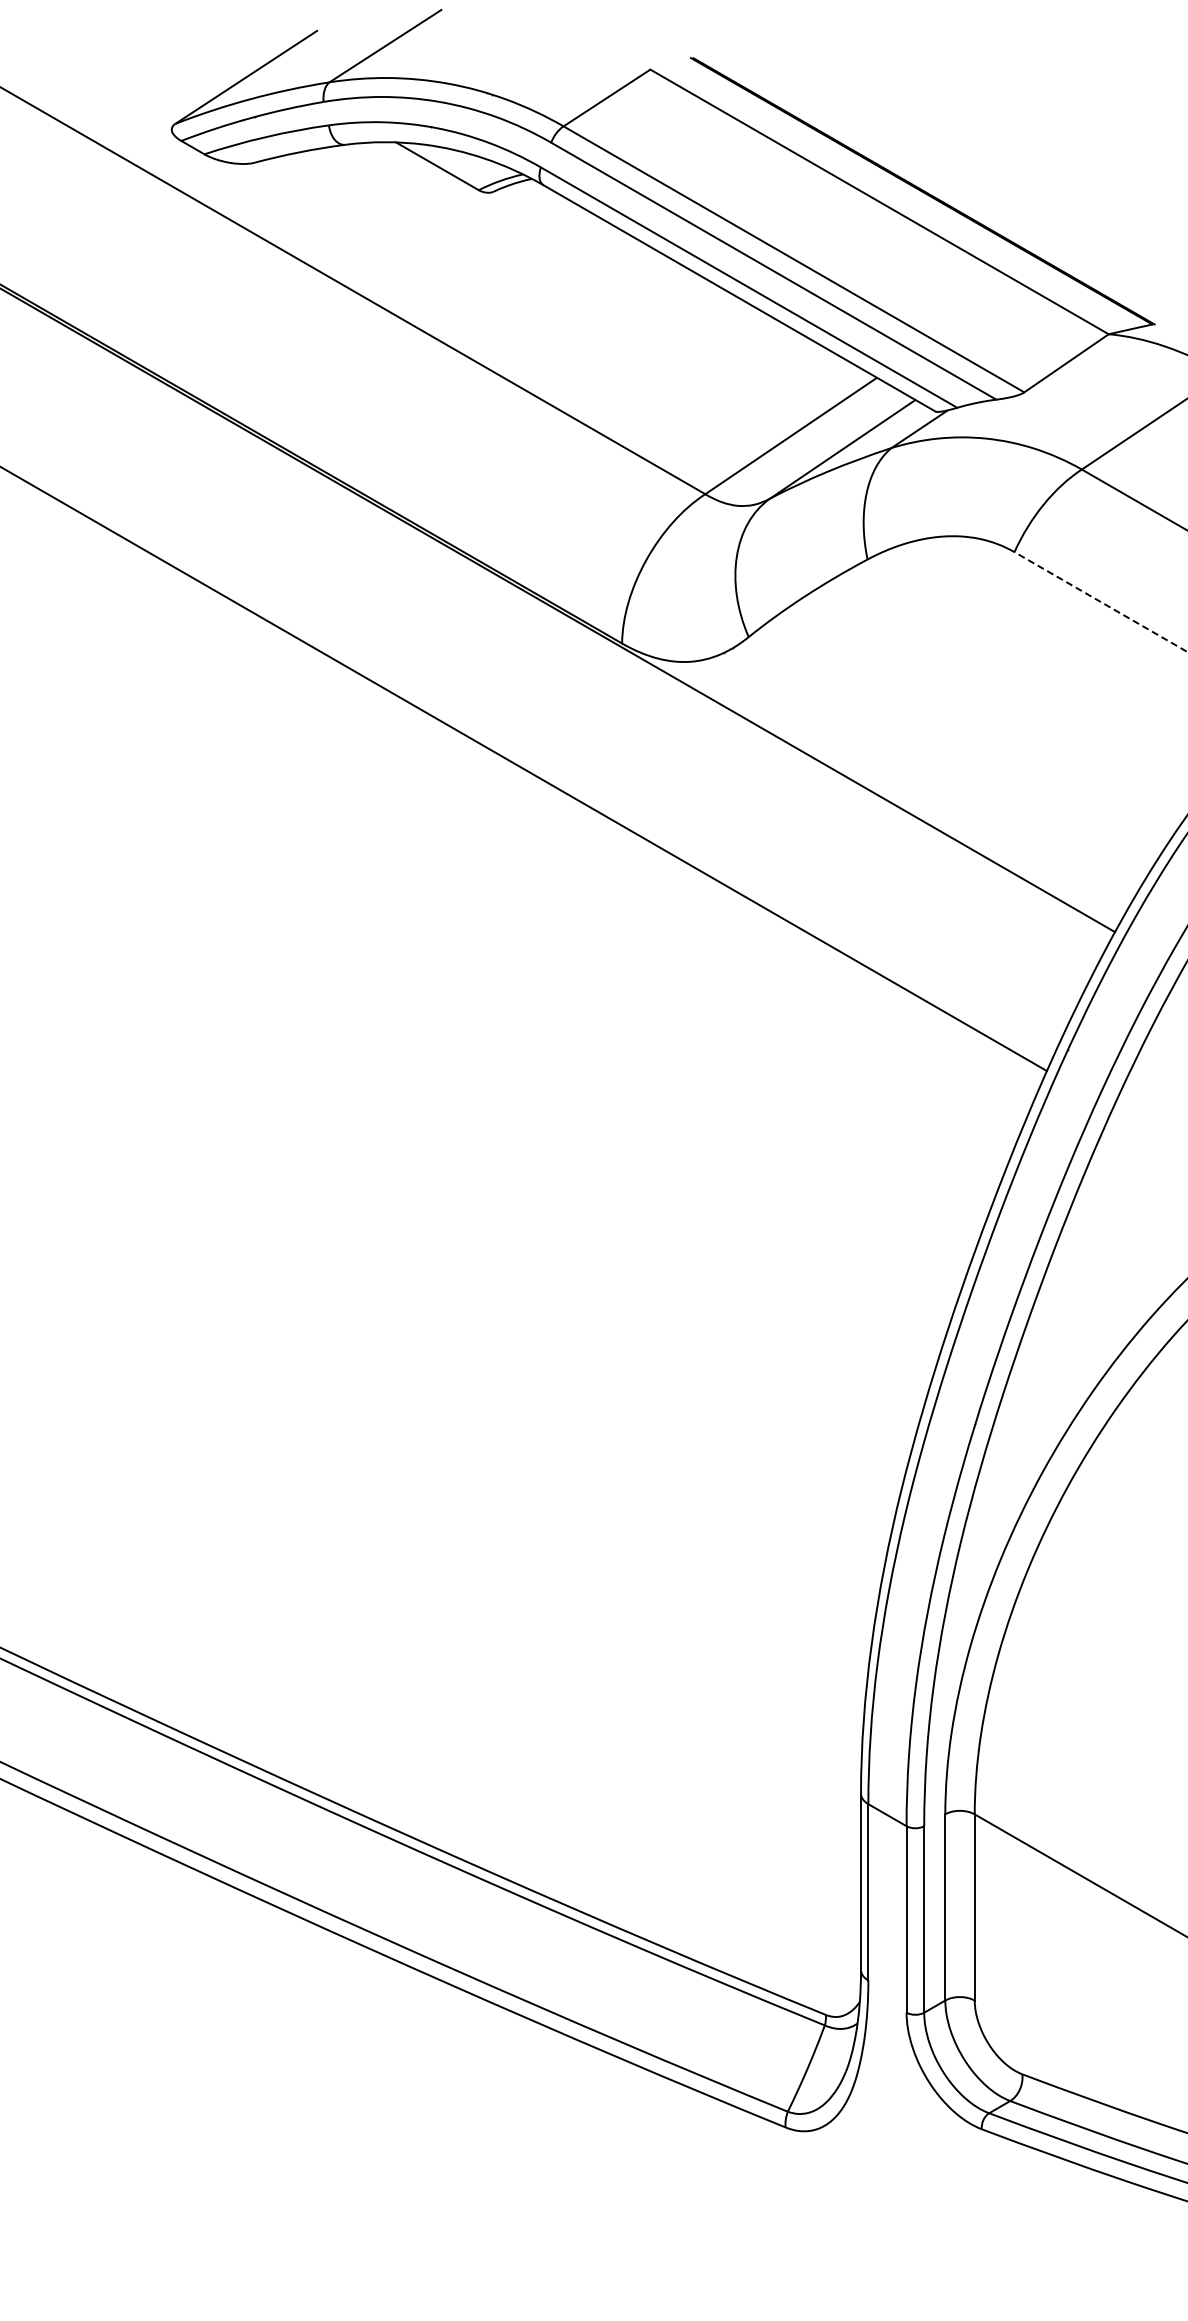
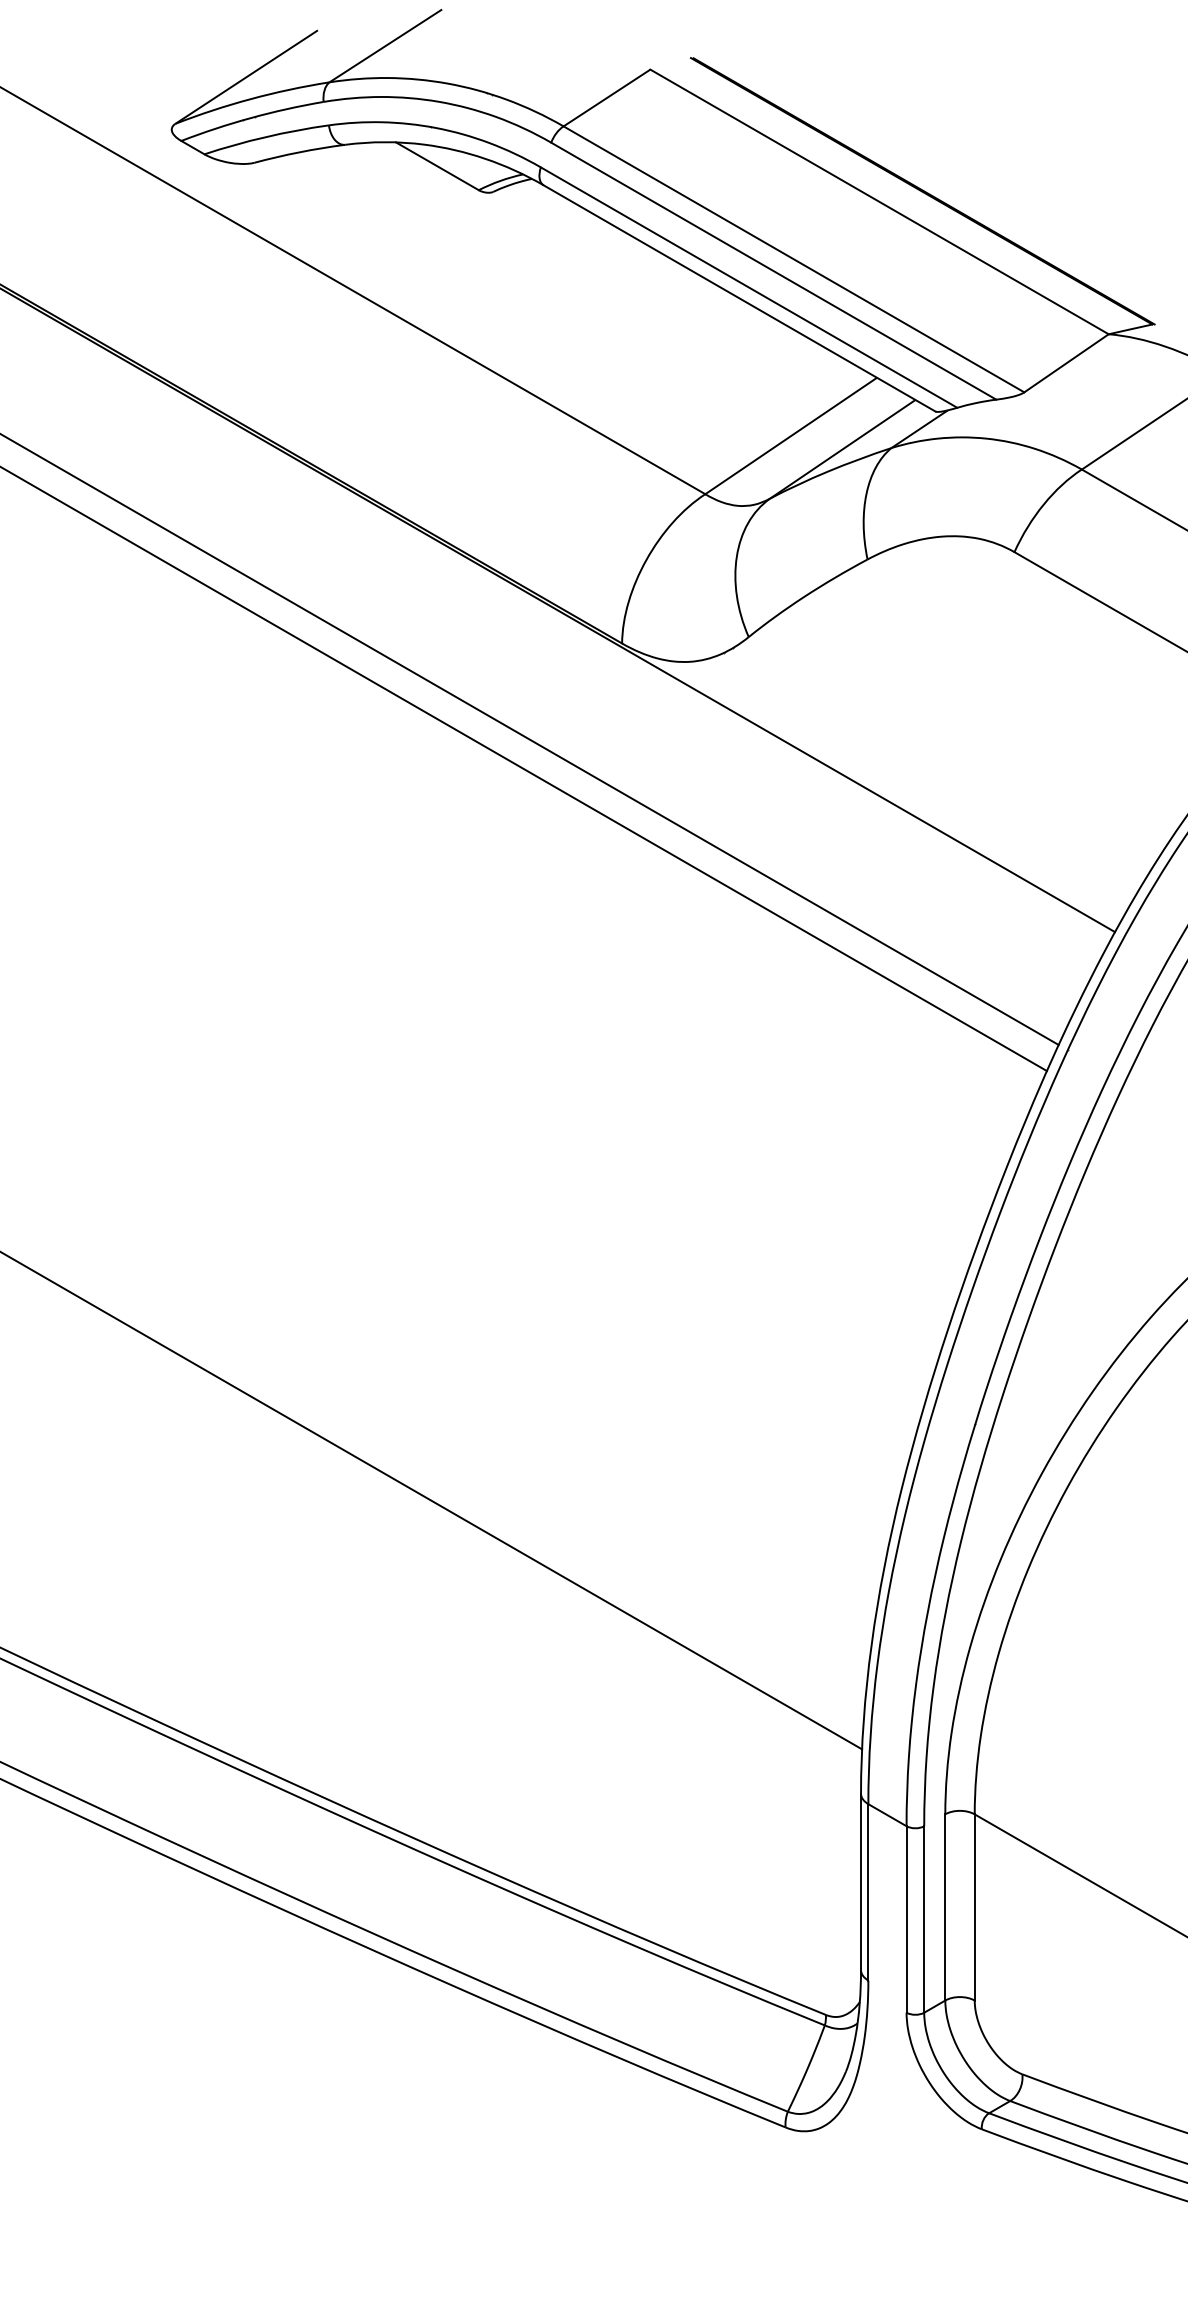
line: dashed -> solid (1101, 602)
line: none -> present (530, 739)
line: none -> present (431, 1500)
